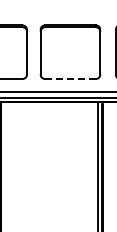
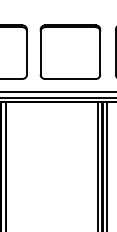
line: dashed -> solid (70, 79)
line: none -> present (6, 165)
line: none -> present (107, 165)
